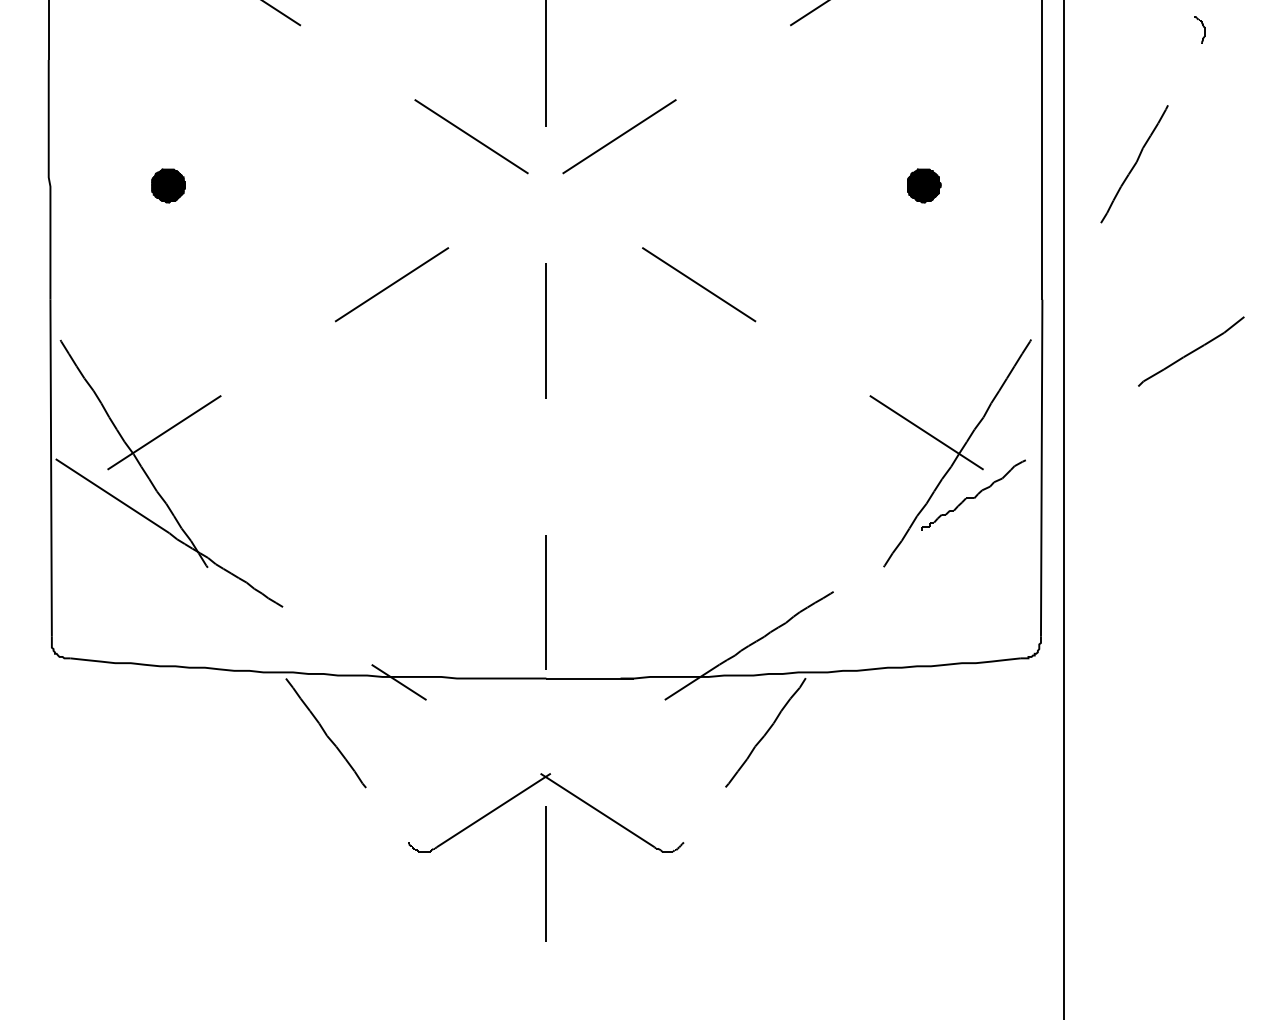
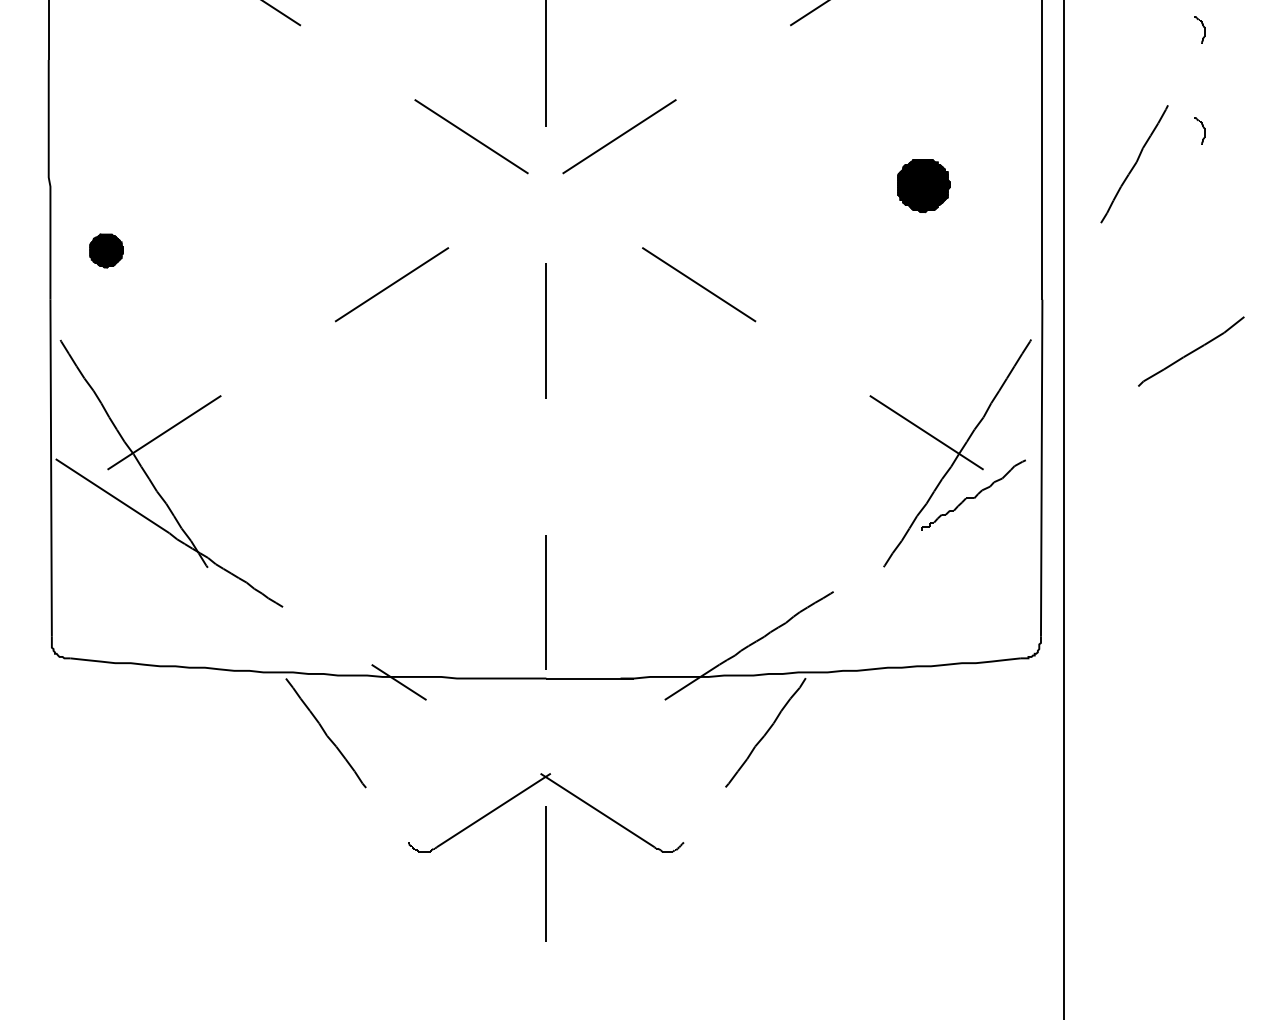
curve: none -> present (1202, 127)
part position: (168, 185) -> (106, 250) (106, 250)
part size: 35x36 px -> 54x55 px (923, 186)
